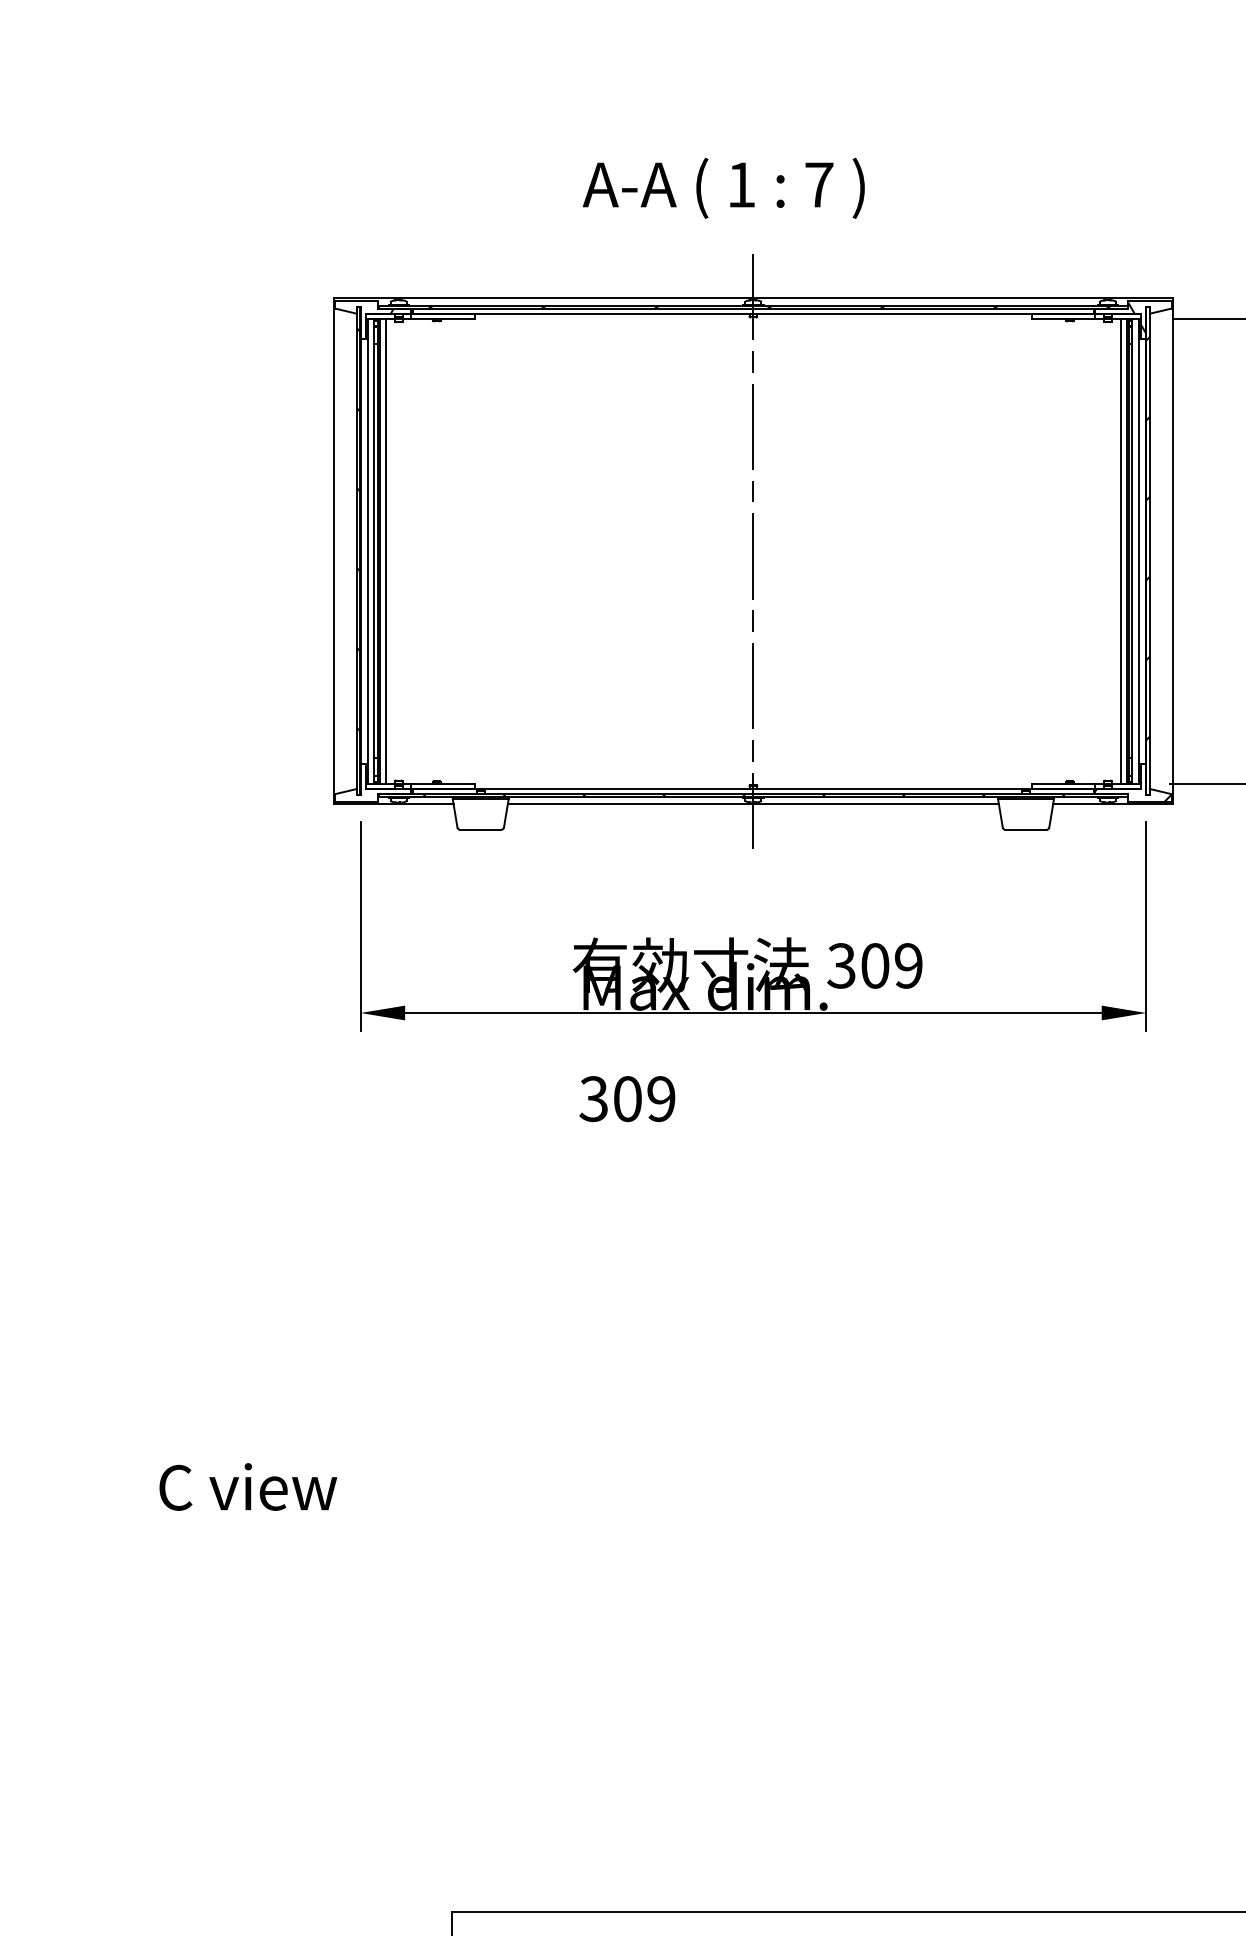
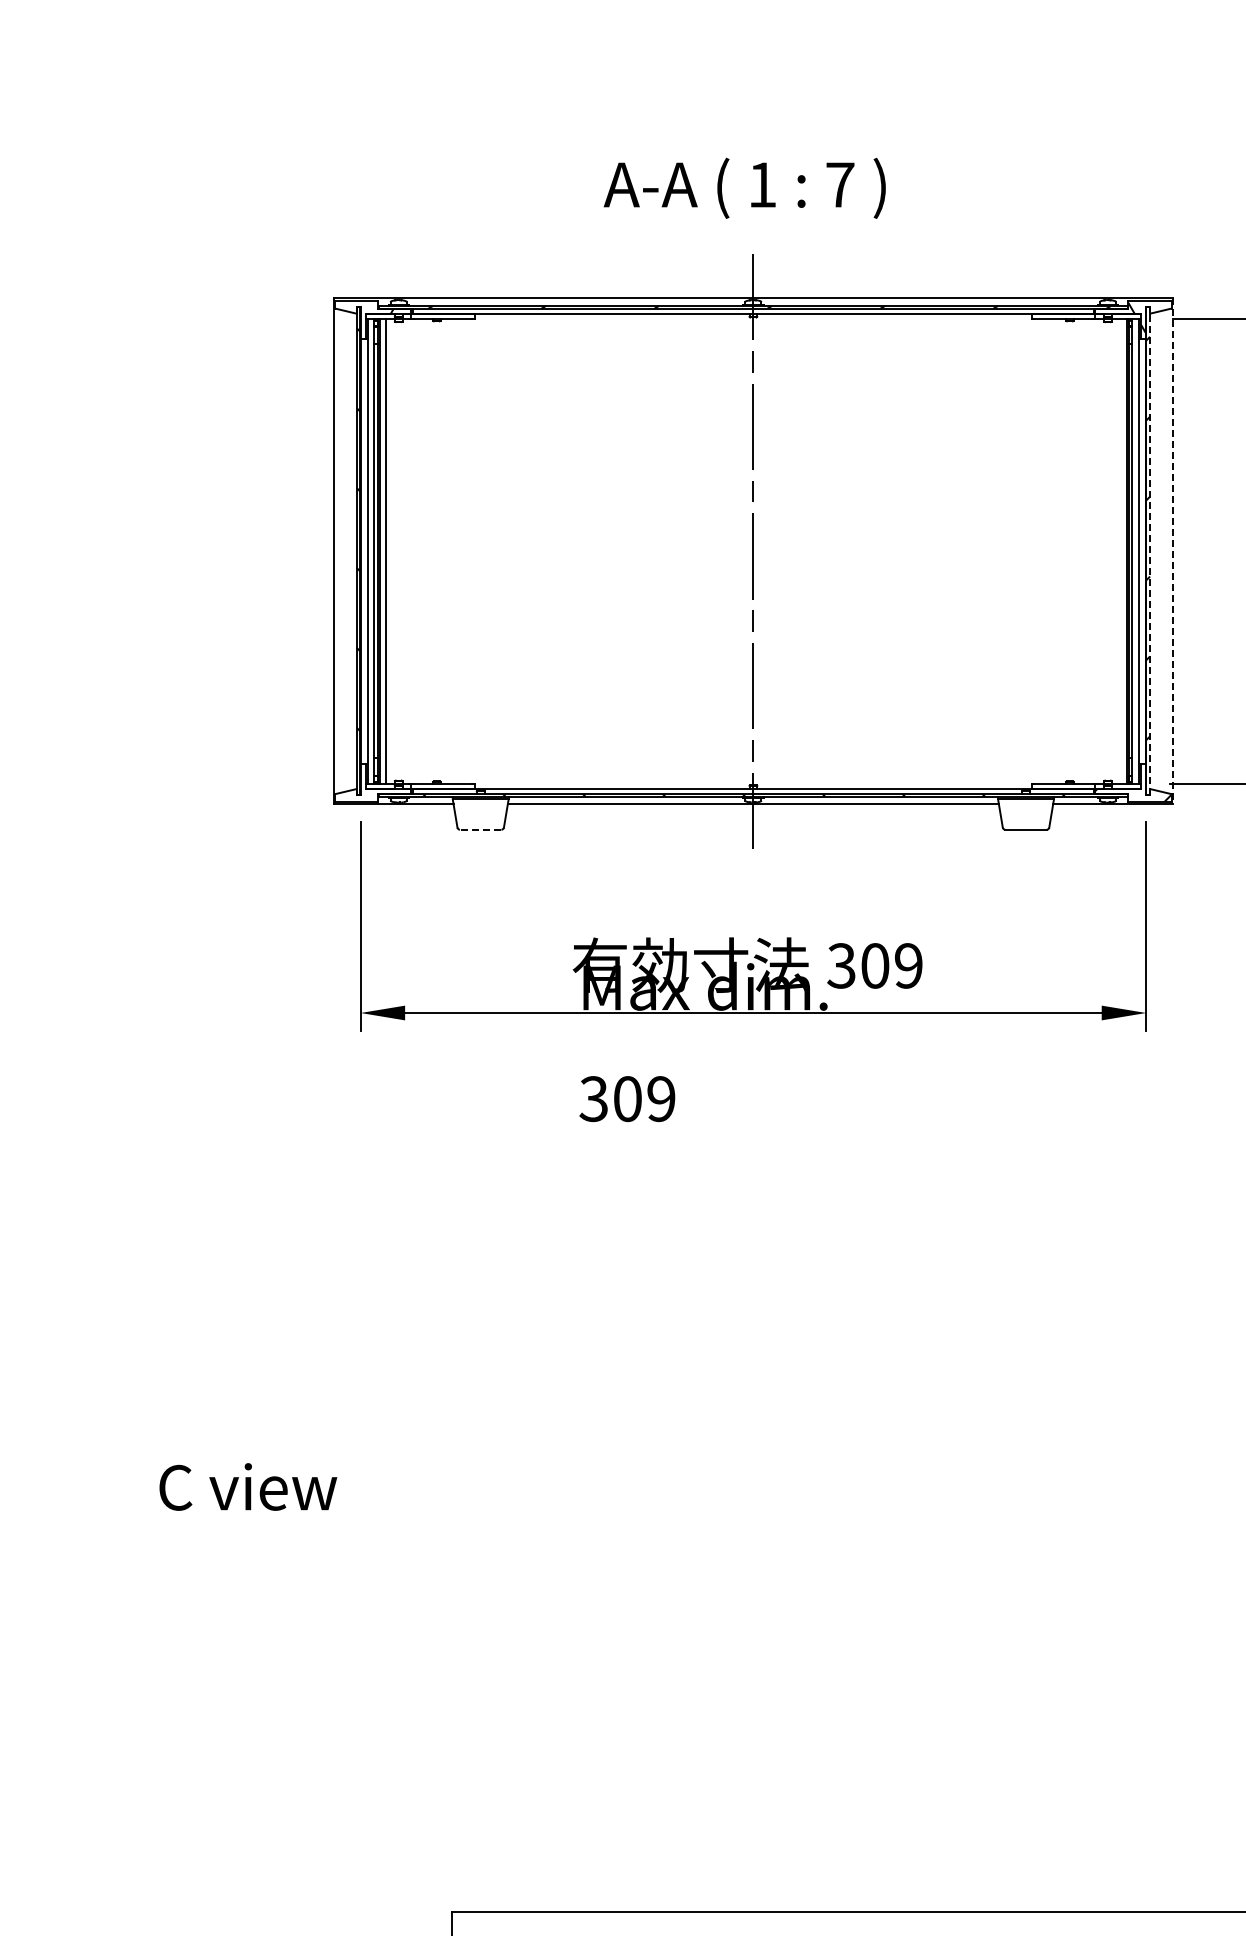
text position: (723, 187) -> (744, 187) (744, 187)
line: solid -> dashed (1150, 550)
line: present -> none (1120, 551)
line: solid -> dashed (1172, 551)
line: solid -> dashed (480, 829)
